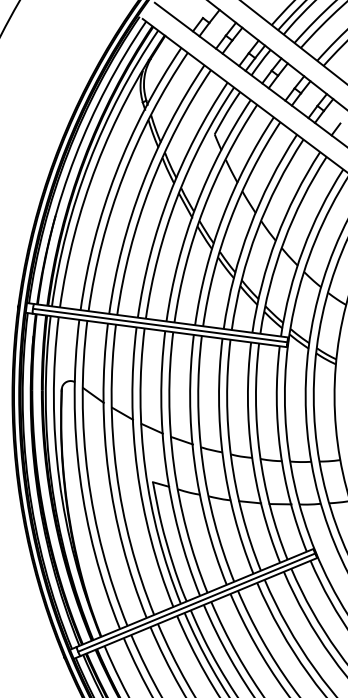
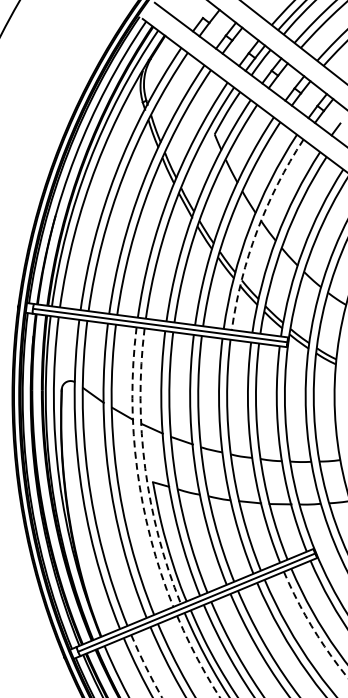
arc: solid -> dashed (257, 230)
arc: solid -> dashed (145, 468)
arc: solid -> dashed (137, 469)
arc: solid -> dashed (312, 627)
arc: solid -> dashed (197, 658)
arc: solid -> dashed (145, 666)
